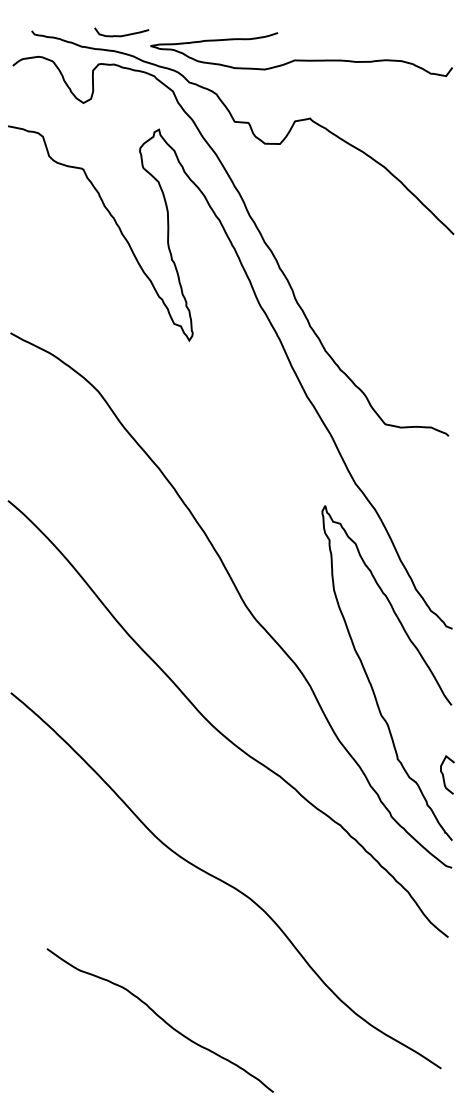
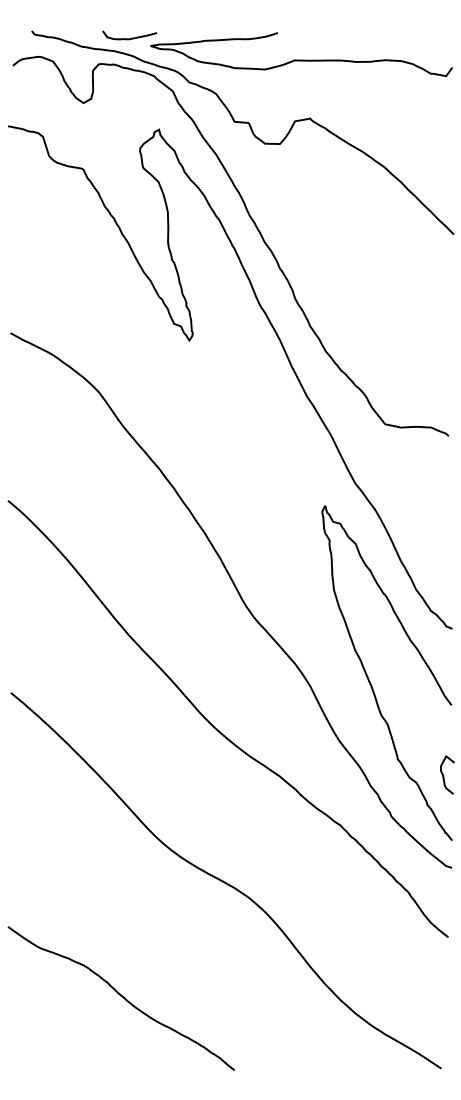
curve position: (123, 34) -> (131, 37) (131, 37)
curve position: (159, 1018) -> (120, 996) (120, 996)
